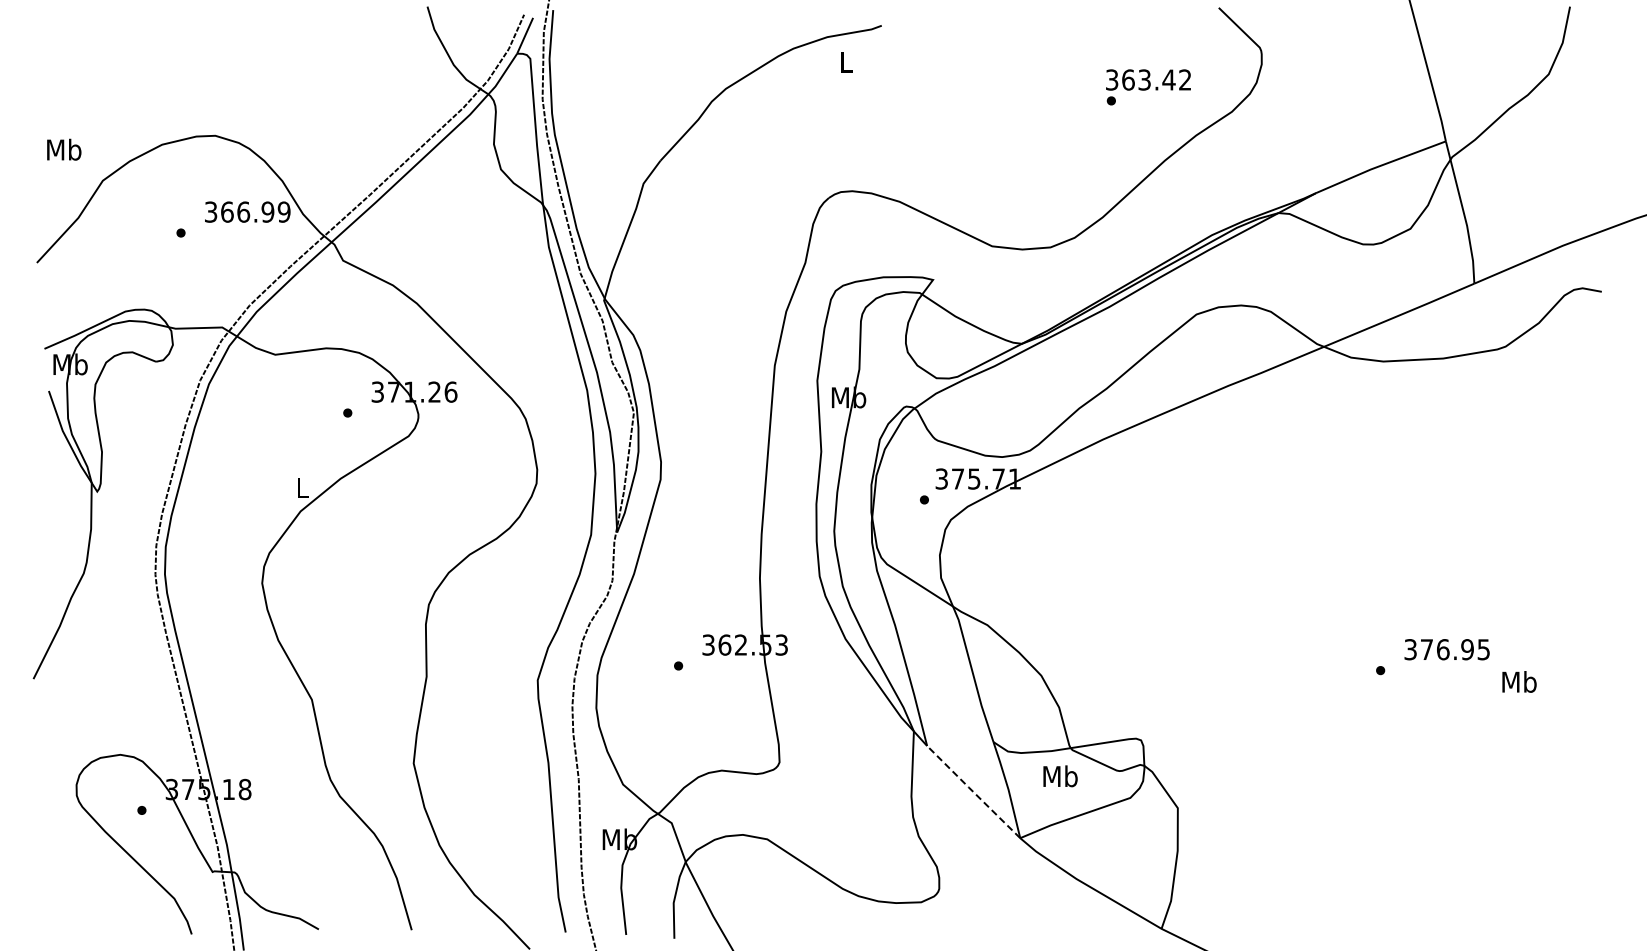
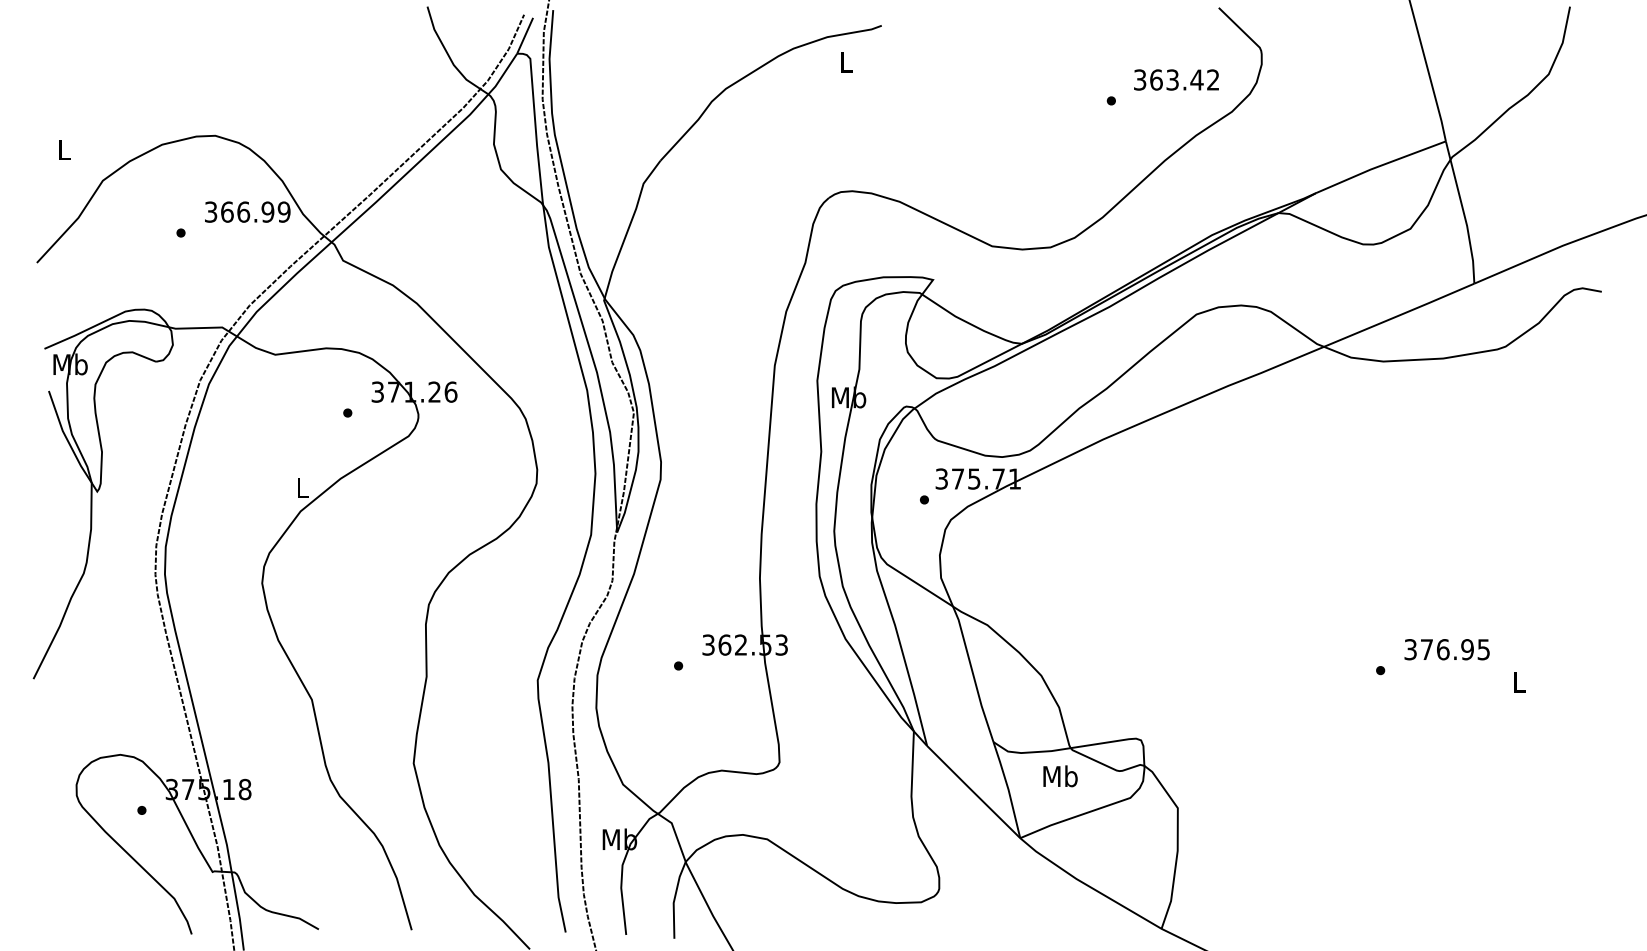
text position: (1148, 79) -> (1176, 79) (1176, 79)
text: Mb -> L (64, 149)
text: Mb -> L (1519, 681)
line: dashed -> solid (973, 791)
